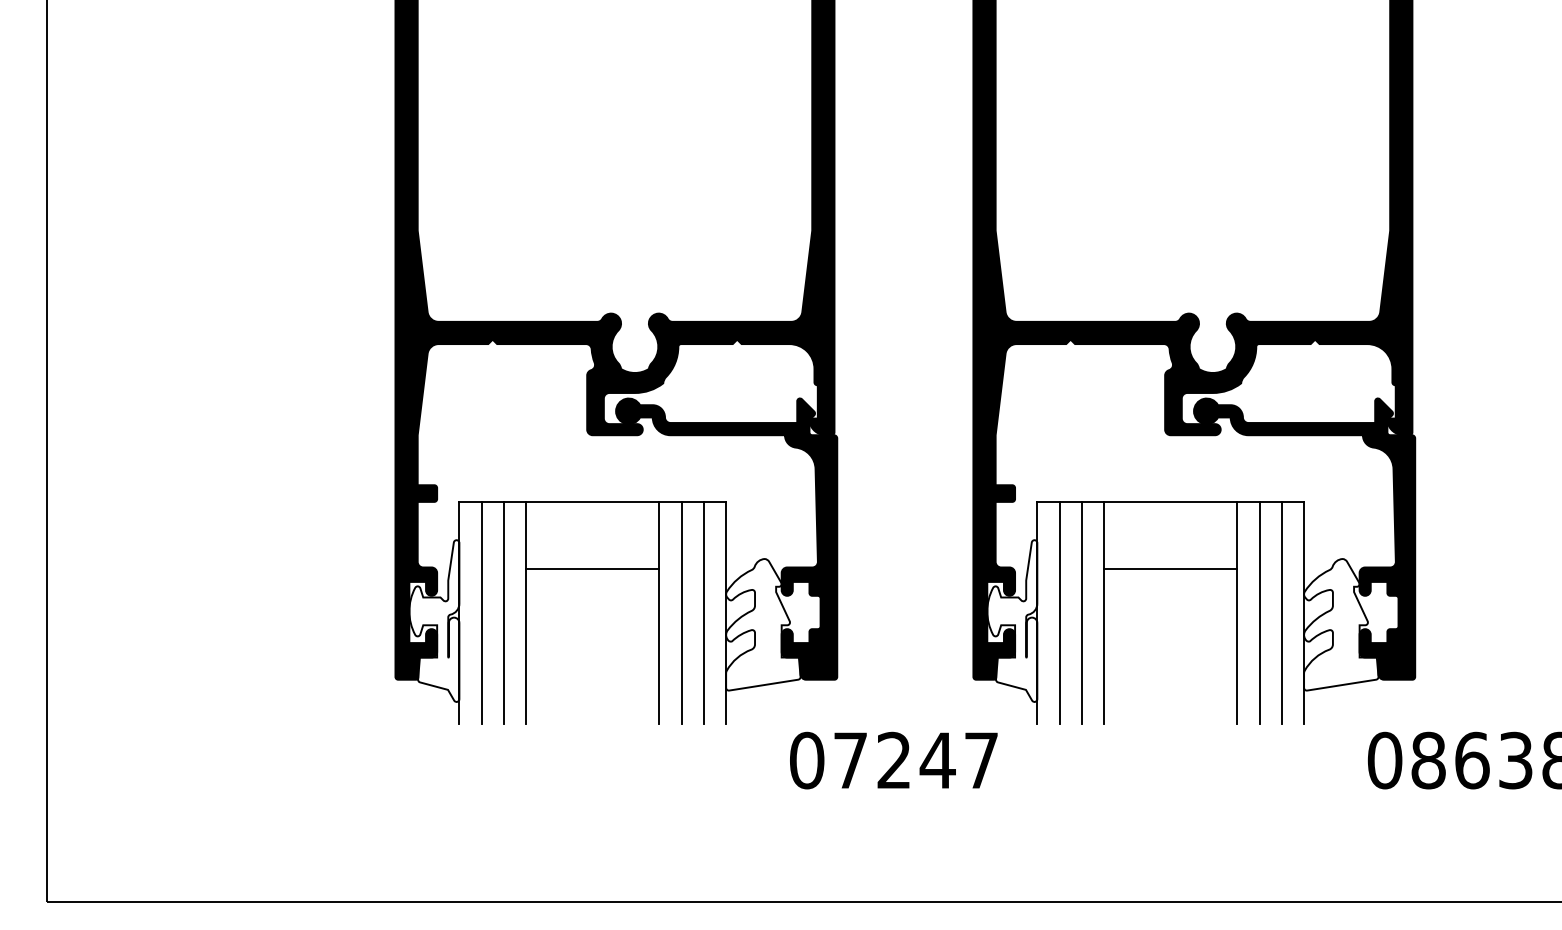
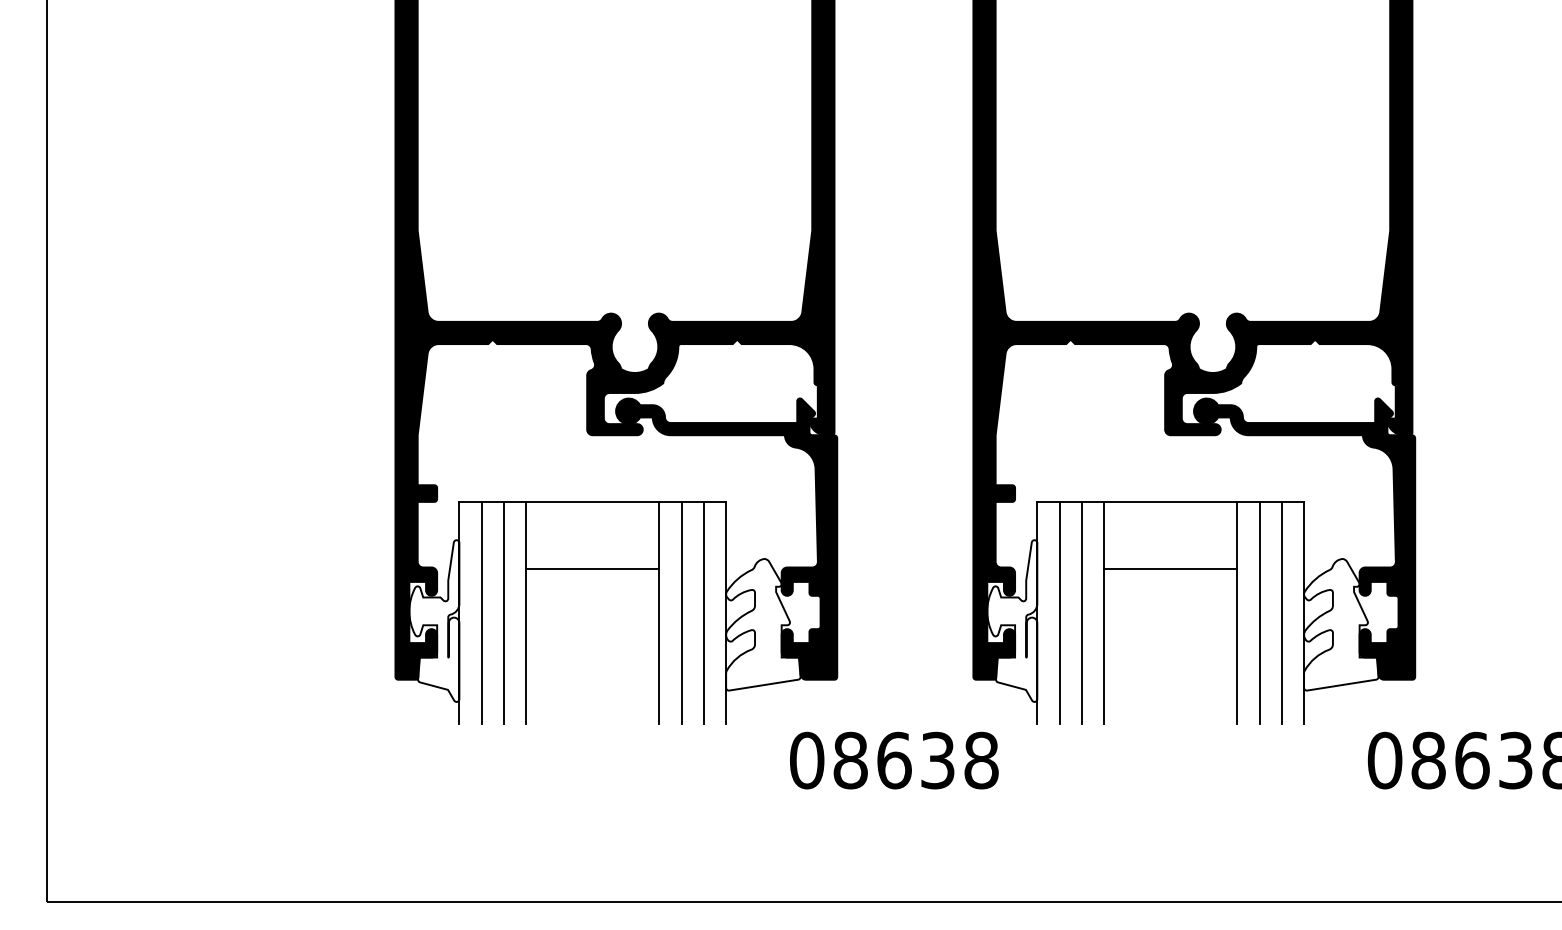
text: 07247 -> 08638 (915, 760)
